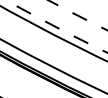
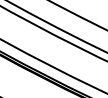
arc: dashed -> solid (77, 15)
arc: dashed -> solid (56, 27)
